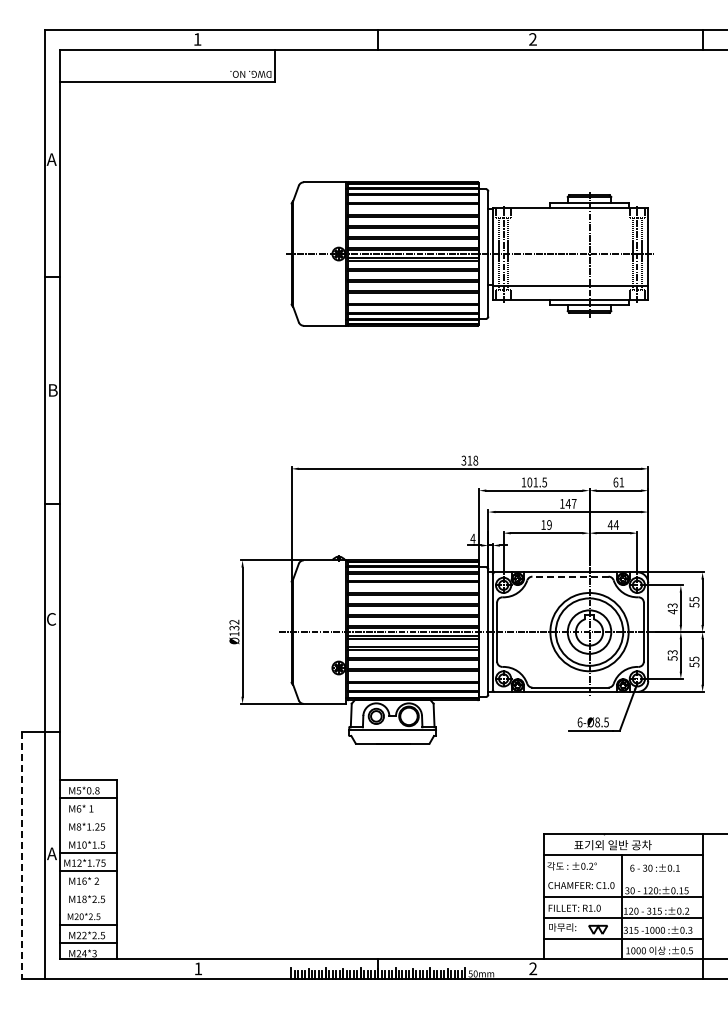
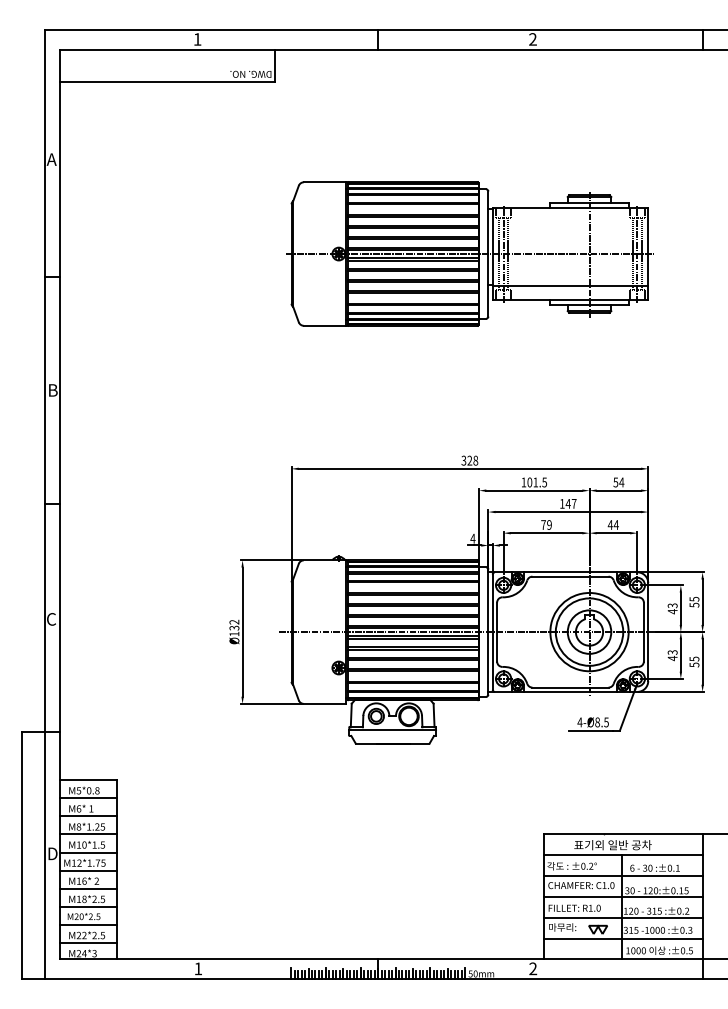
text: 318 -> 328 (469, 460)
text: 61 -> 54 (618, 482)
text: 19 -> 79 (543, 524)
line: dashed -> solid (570, 576)
text: 53 -> 43 (672, 658)
text: 6-Ø8.5 -> 4-Ø8.5 (579, 722)
line: none -> present (87, 816)
line: none -> present (87, 834)
text: A -> D (52, 853)
line: dashed -> solid (21, 855)
line: none -> present (622, 876)
line: none -> present (87, 888)
line: none -> present (87, 906)
